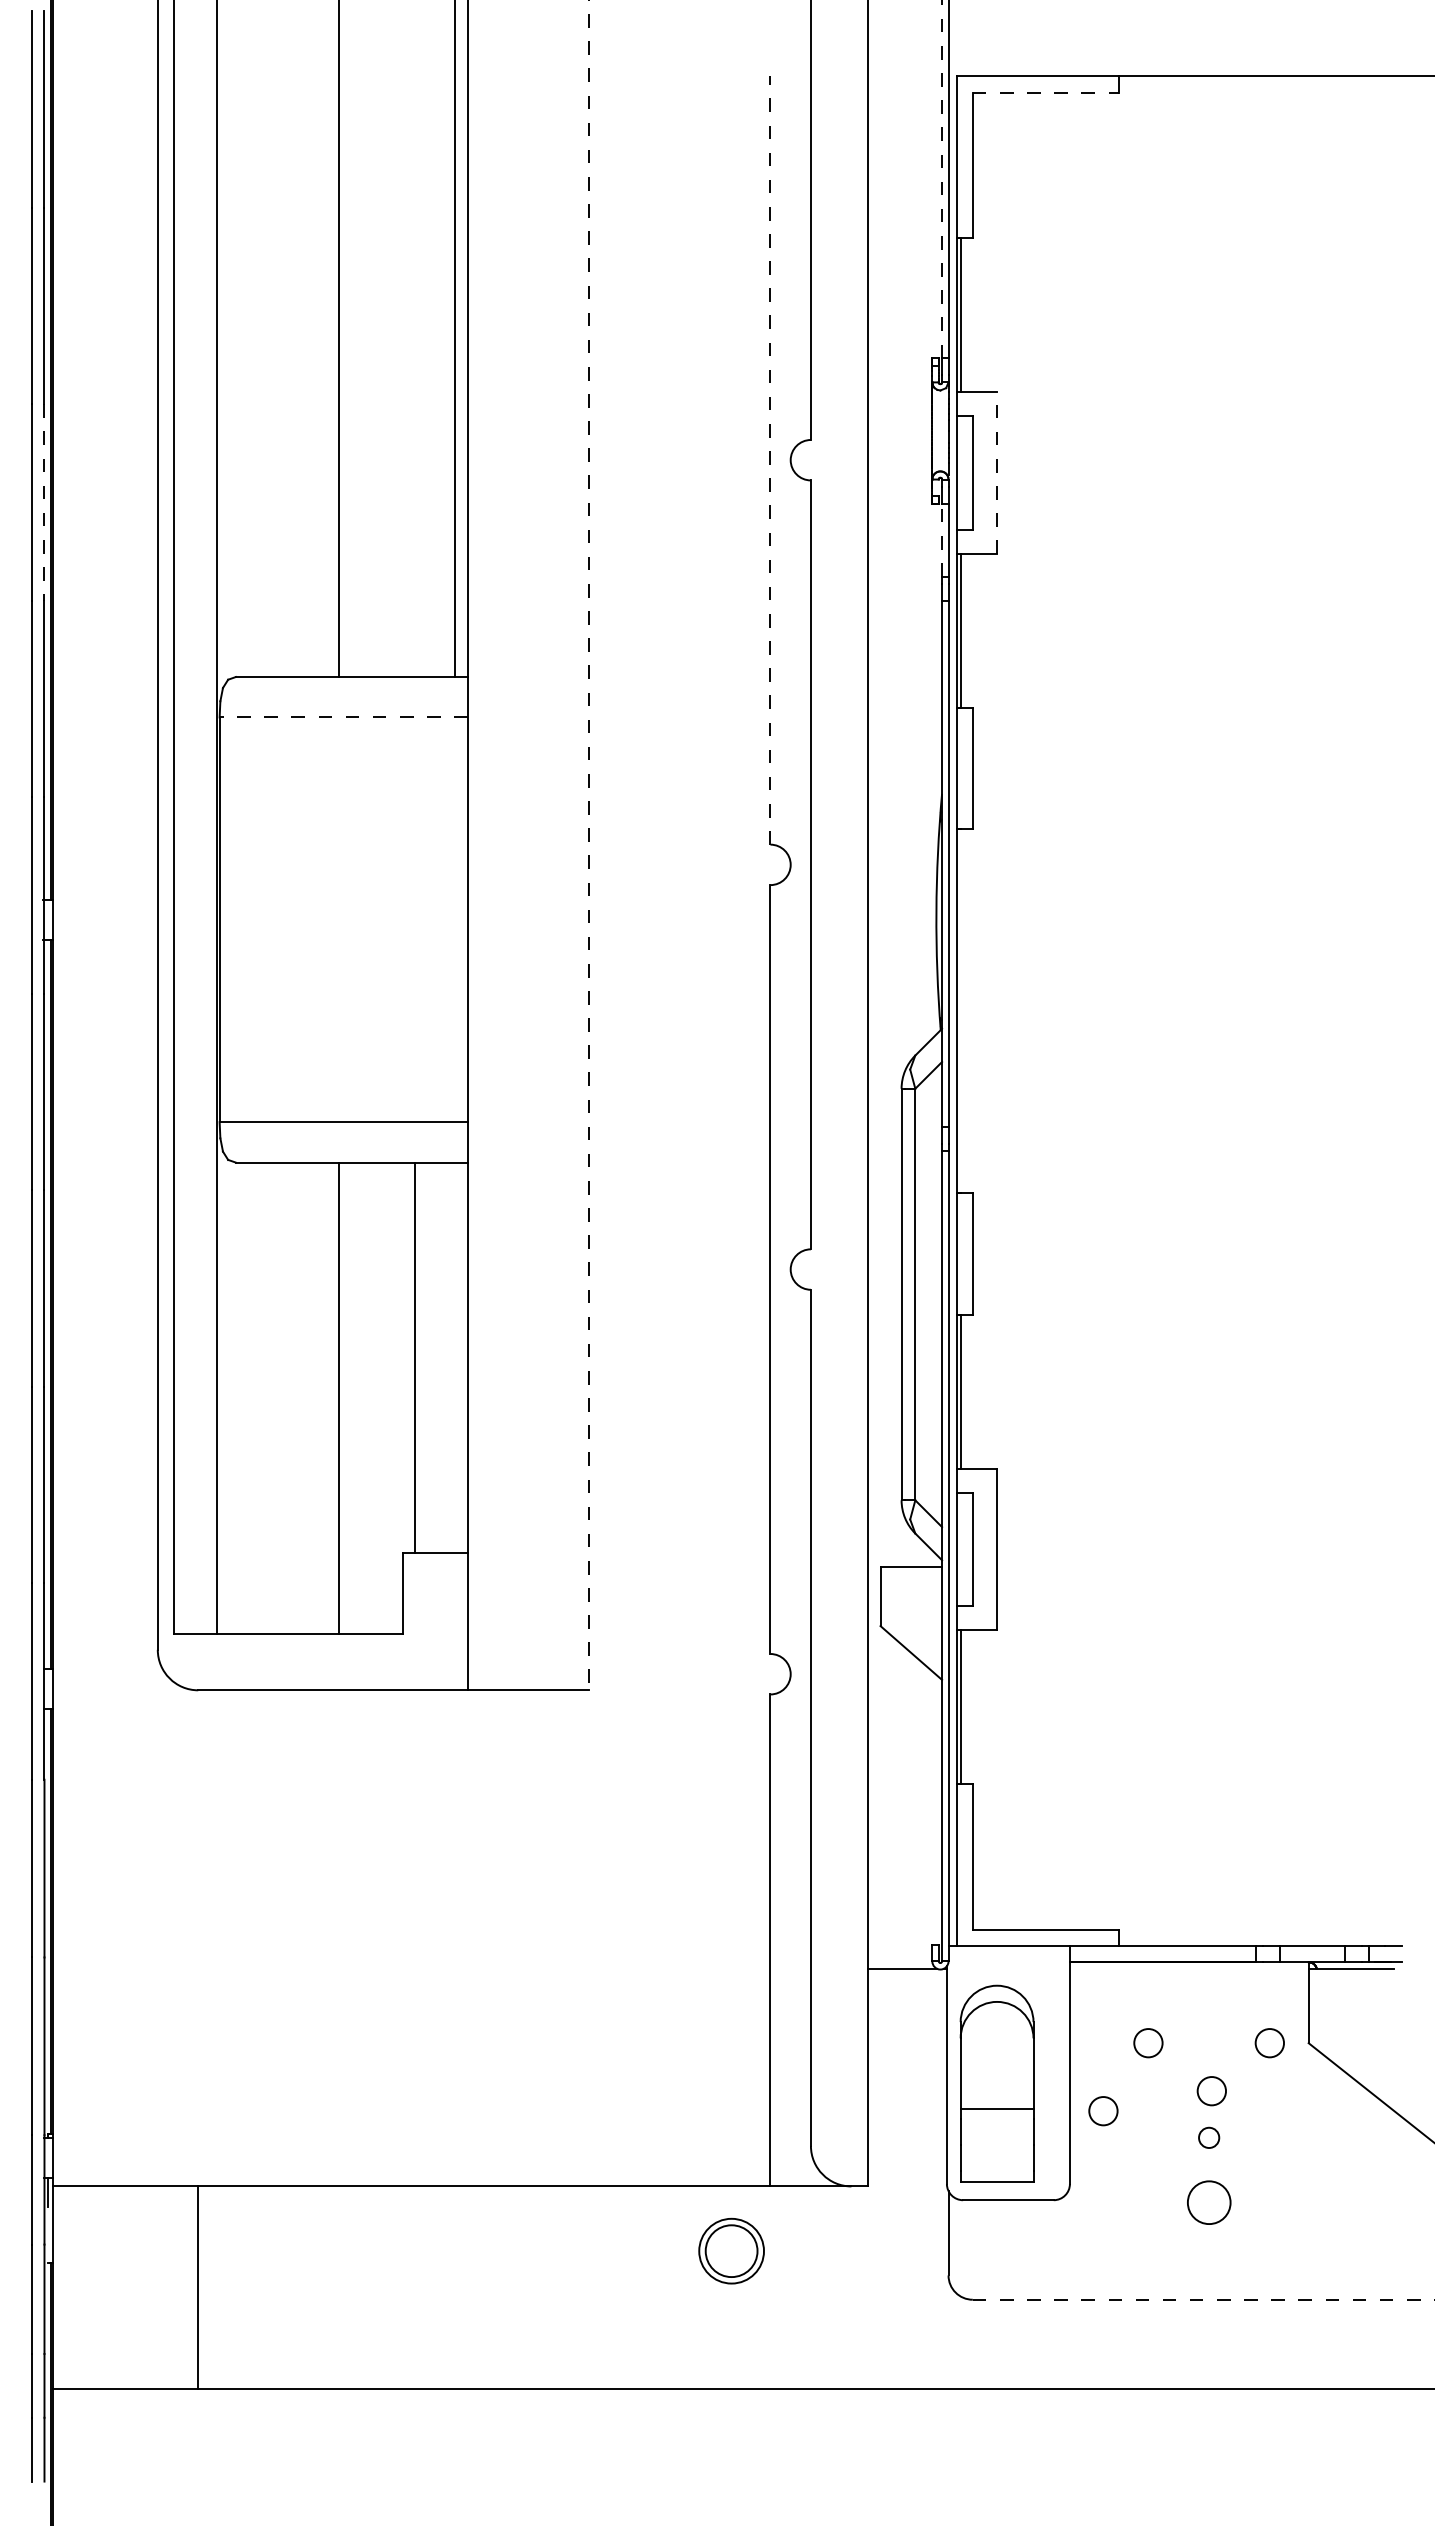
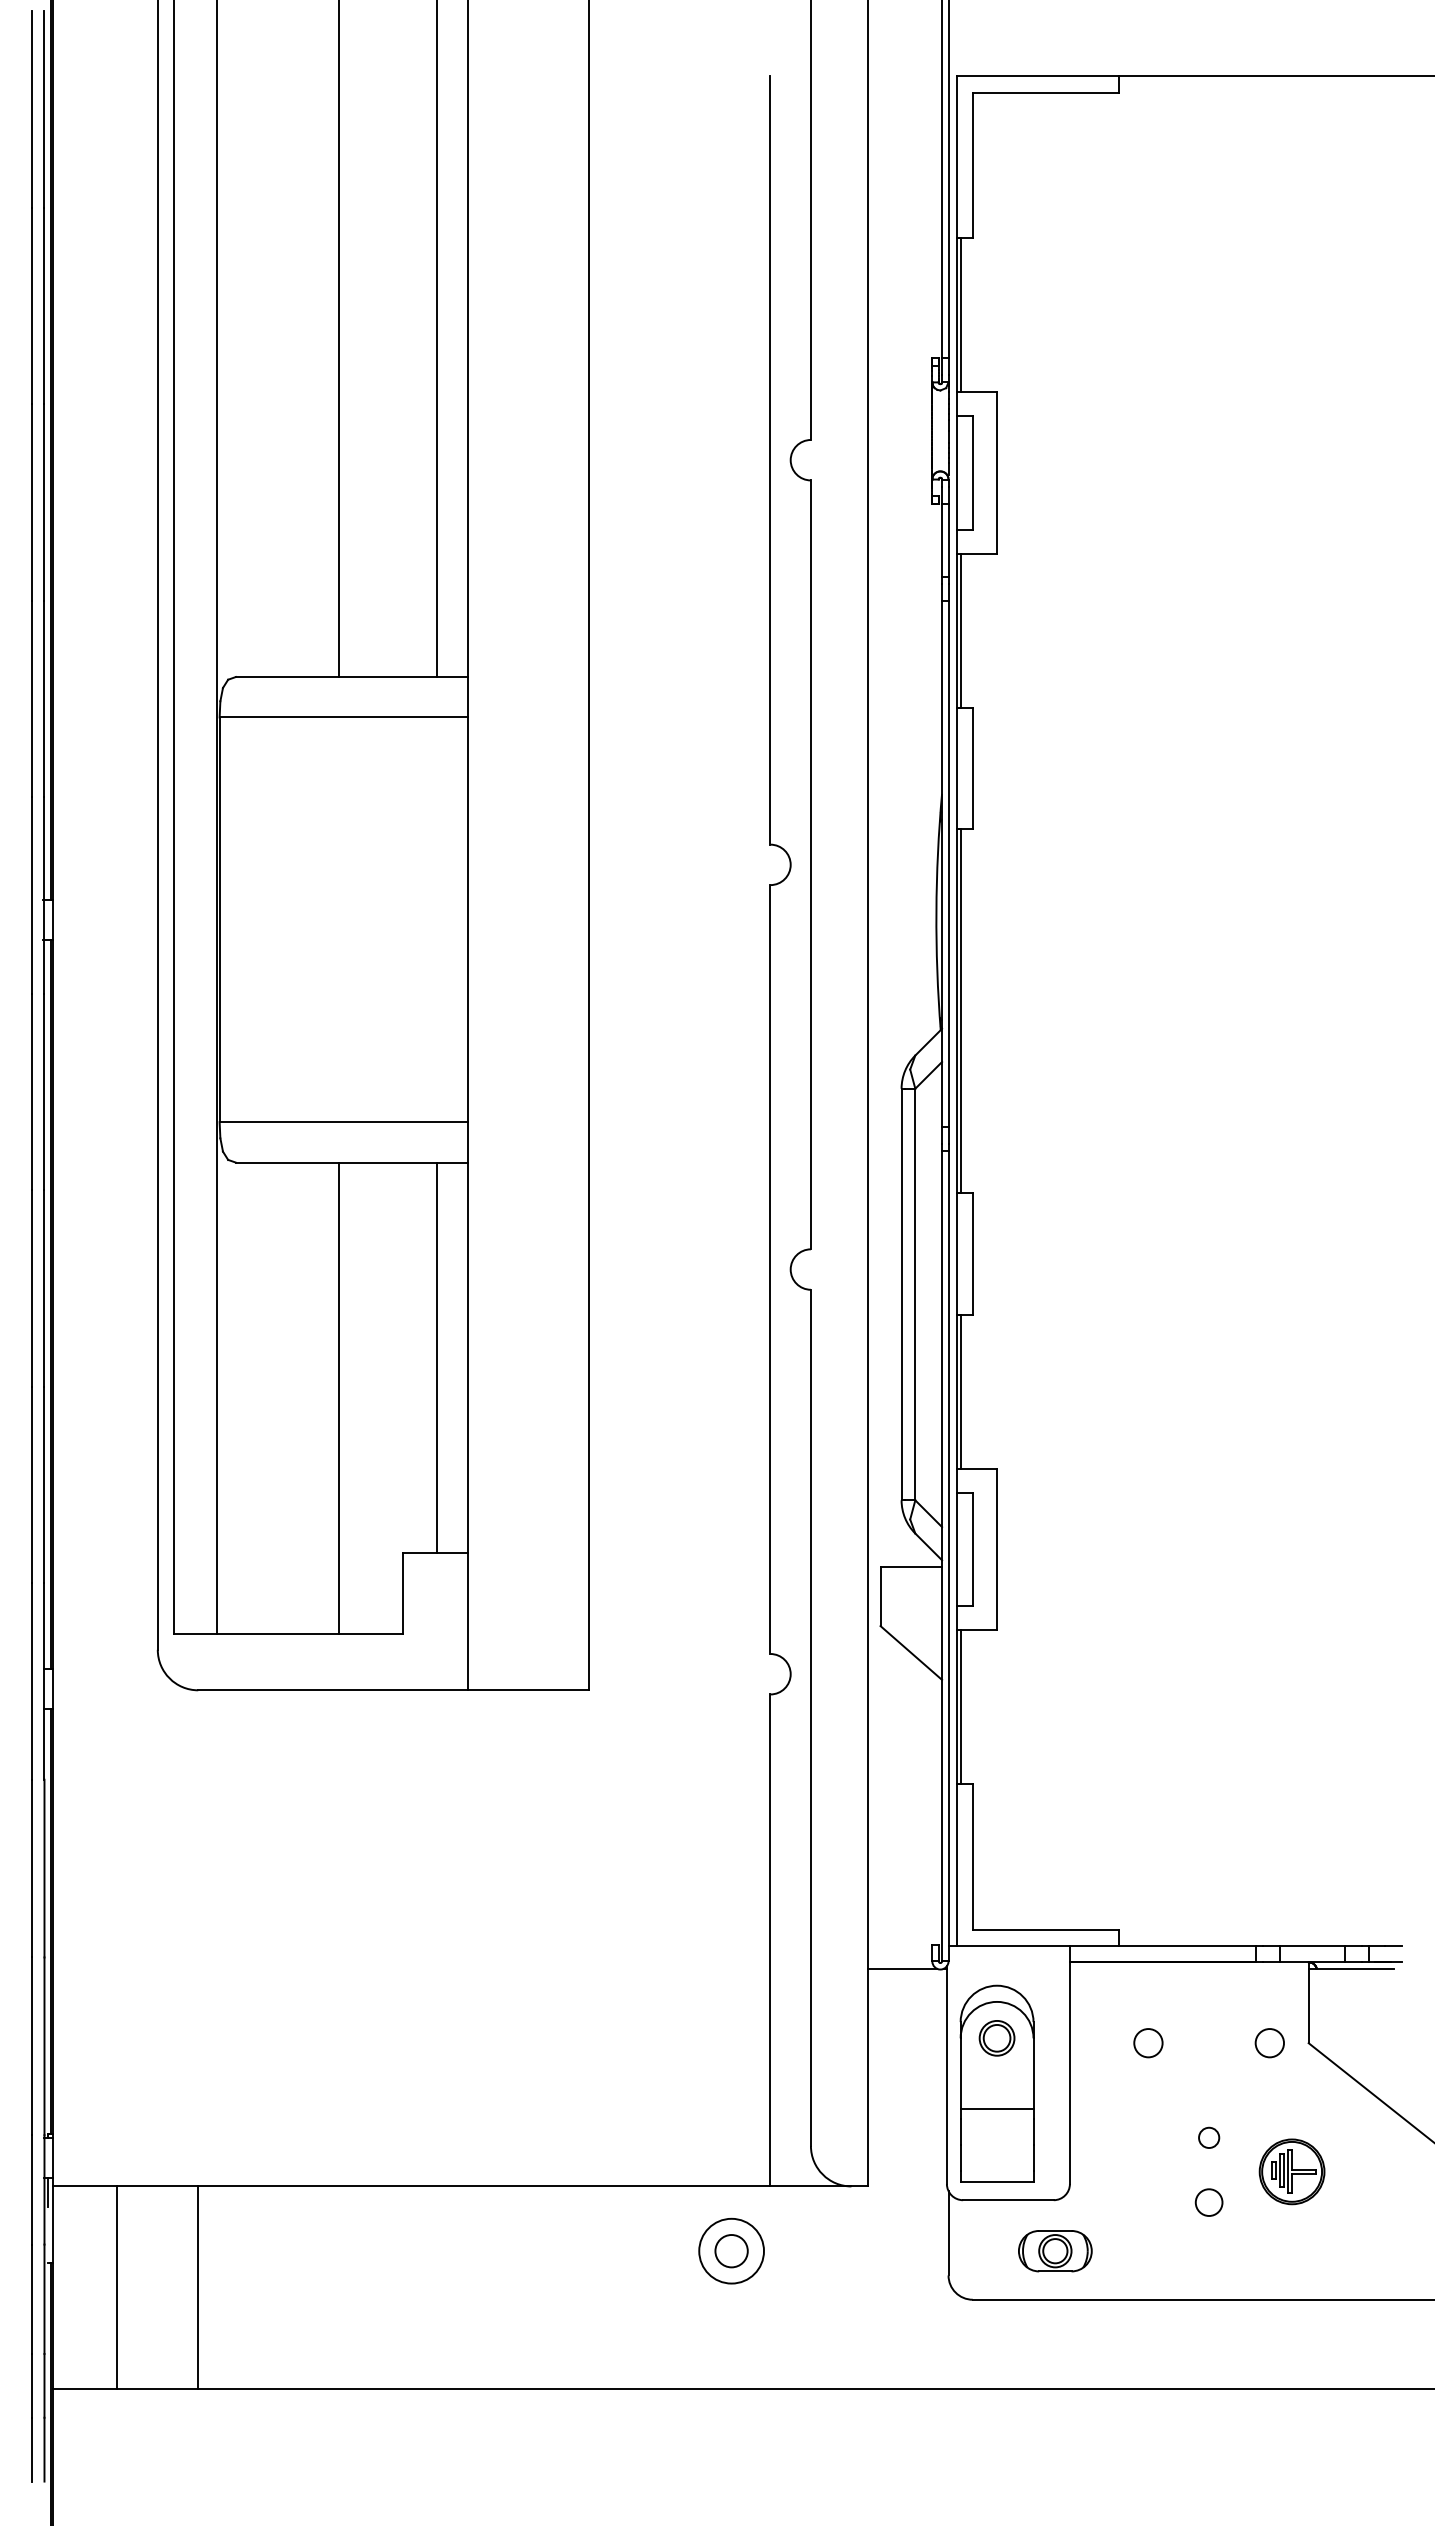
line: dashed -> solid (1045, 92)
line: dashed -> solid (942, 179)
line position: (455, 339) -> (437, 339) (437, 339)
line: dashed -> solid (770, 459)
line: dashed -> solid (997, 473)
line: dashed -> solid (44, 503)
line: dashed -> solid (942, 539)
line: dashed -> solid (343, 717)
line: dashed -> solid (589, 845)
line: none -> present (960, 1011)
line position: (415, 1357) -> (437, 1357) (437, 1357)
part: none -> present (996, 2038)
circle: present -> none (1211, 2091)
circle: present -> none (1103, 2111)
part: none -> present (1291, 2171)
circle size: 45x45 px -> 30x29 px (1208, 2202)
circle diameter: 52 px -> 32 px (731, 2251)
part: none -> present (1055, 2251)
line: none -> present (117, 2287)
line: dashed -> solid (1203, 2299)
